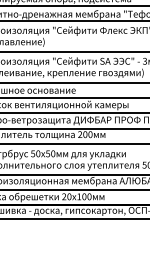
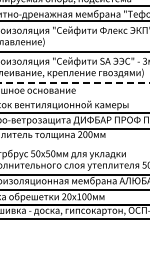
line: solid -> dashed (74, 82)
line: present -> none (74, 98)
line: present -> none (74, 144)
